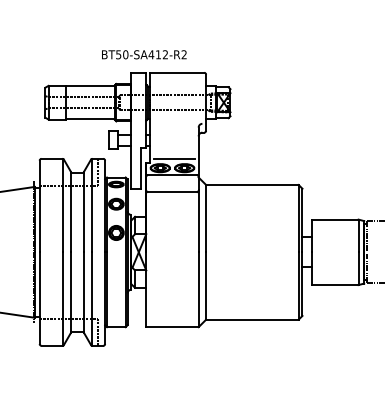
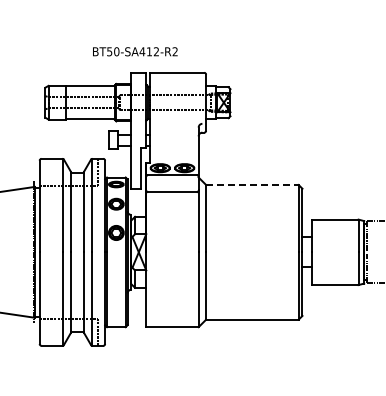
text position: (144, 54) -> (135, 51) (135, 51)
line: present -> none (174, 158)
line: solid -> dashed (252, 185)
